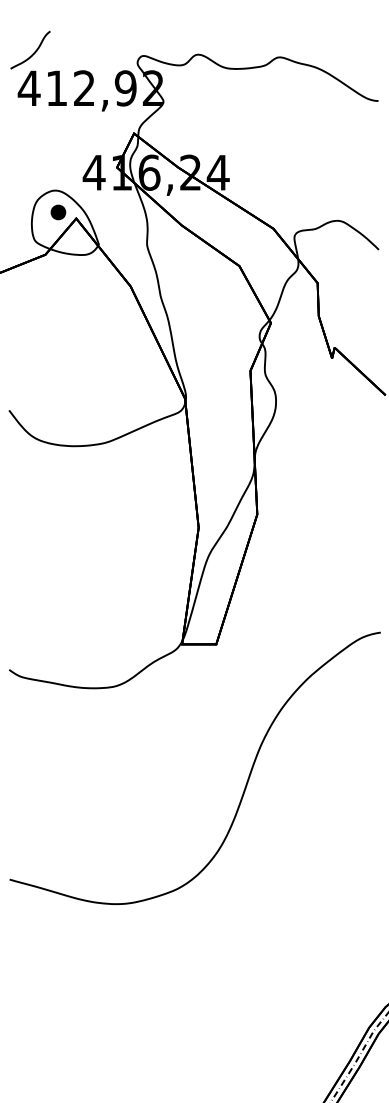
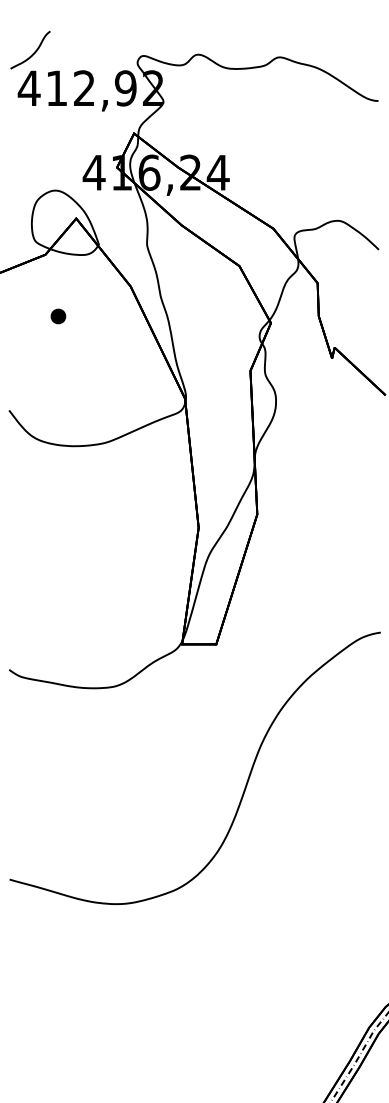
part position: (58, 212) -> (58, 316) (58, 316)
